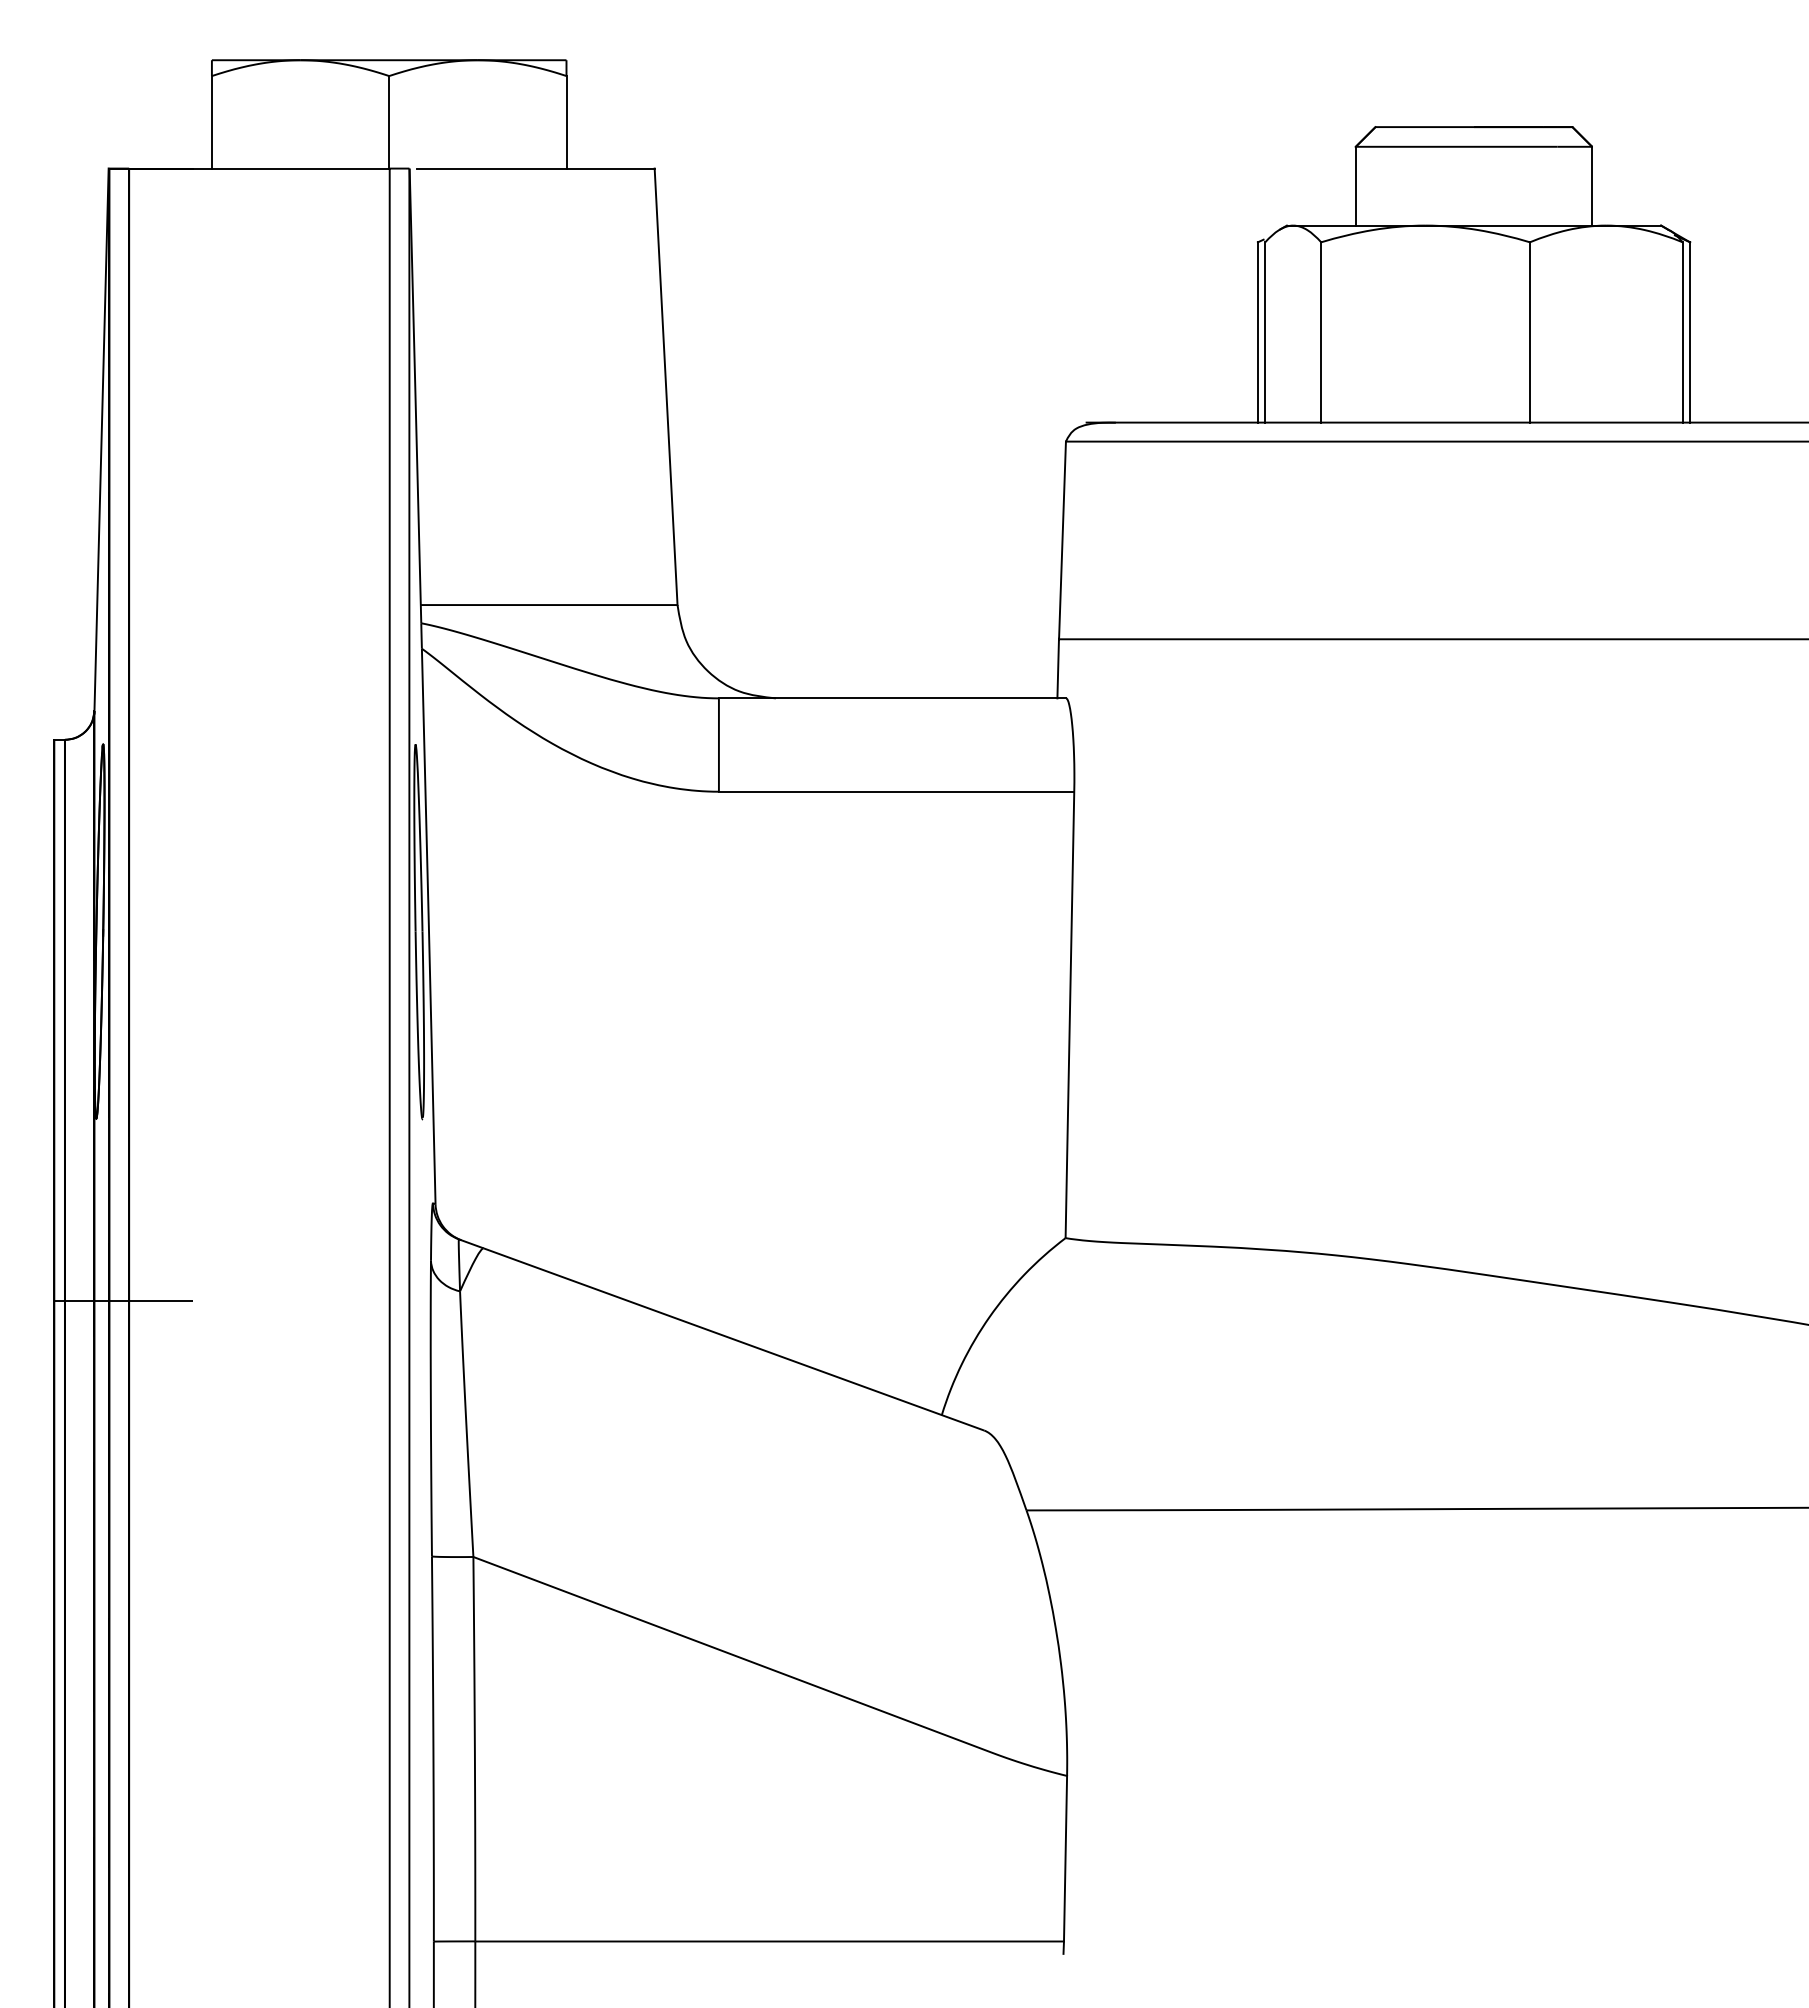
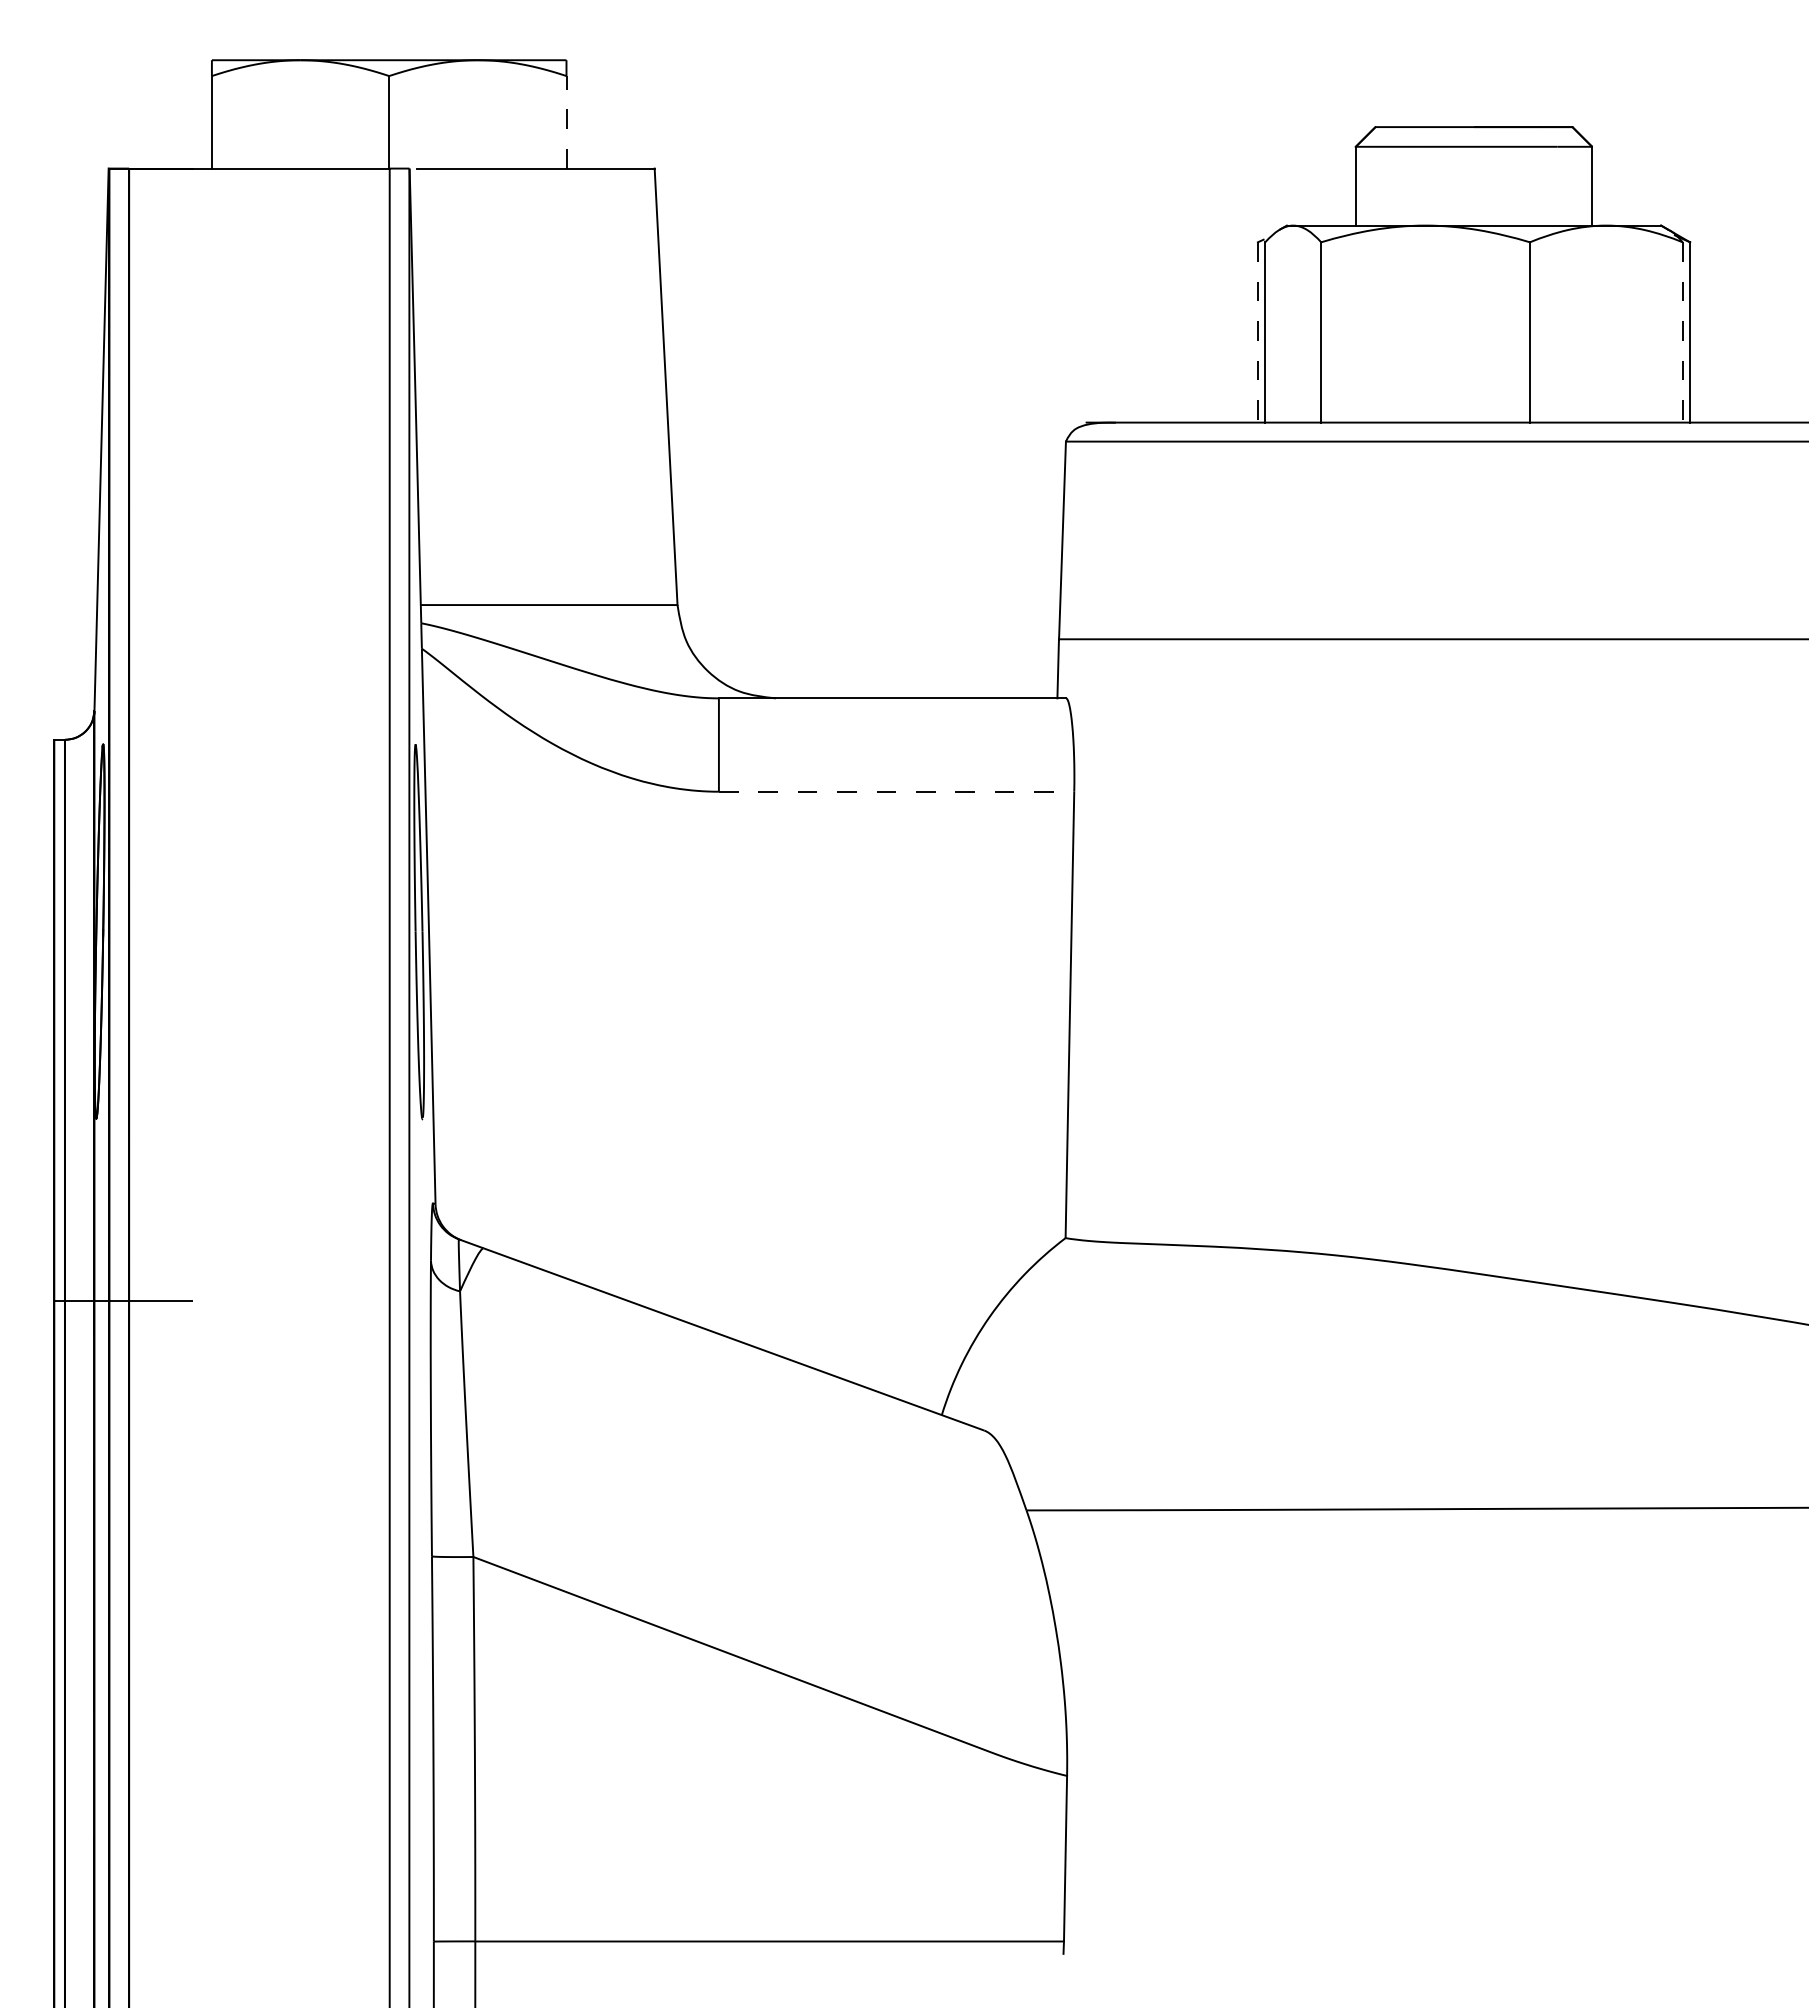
line: solid -> dashed (566, 121)
line: solid -> dashed (1257, 332)
line: solid -> dashed (1682, 332)
line: solid -> dashed (896, 791)
